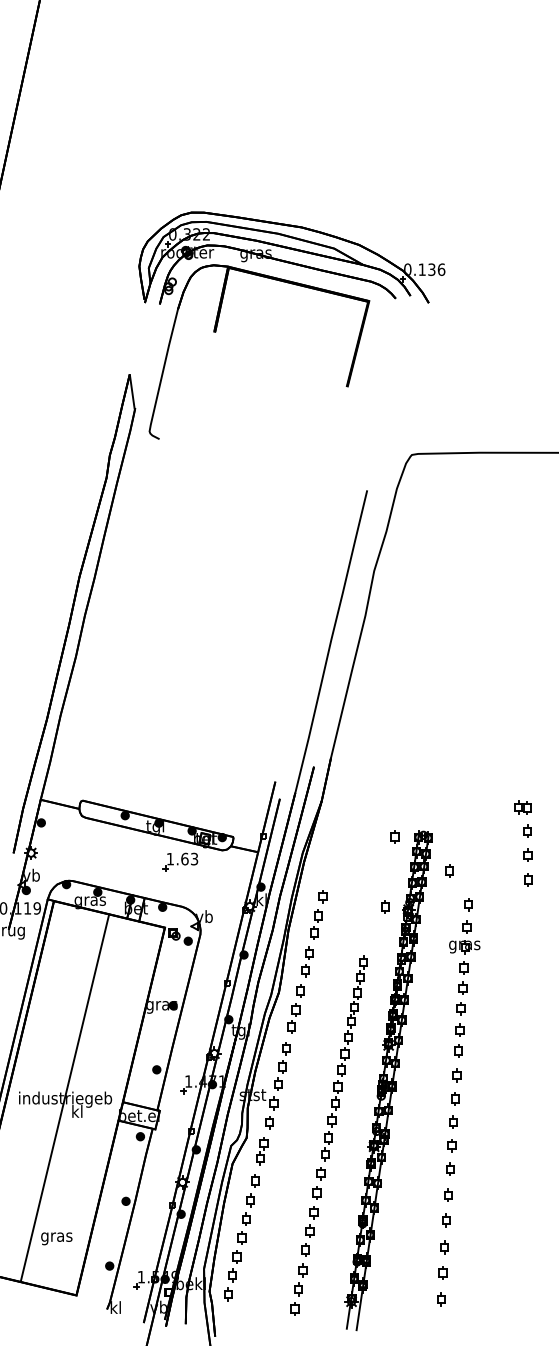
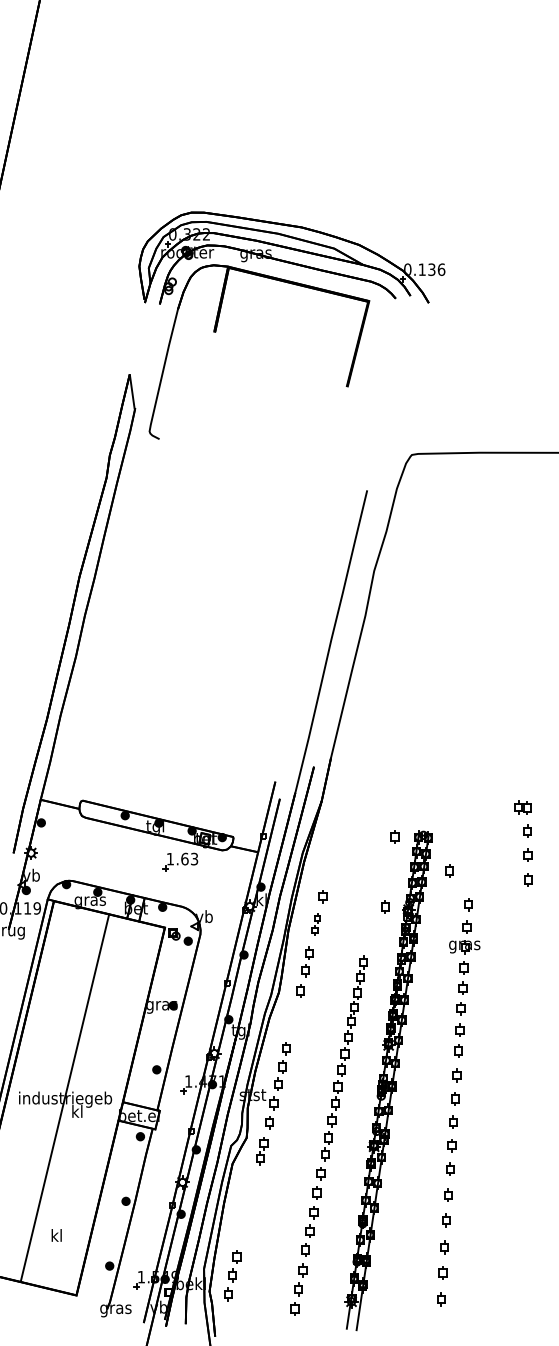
part size: 13x31 px -> 10x23 px (315, 924)
part: present -> none (293, 1018)
part: present -> none (248, 1209)
text: gras -> kl (56, 1237)
text: kl -> gras (115, 1309)
